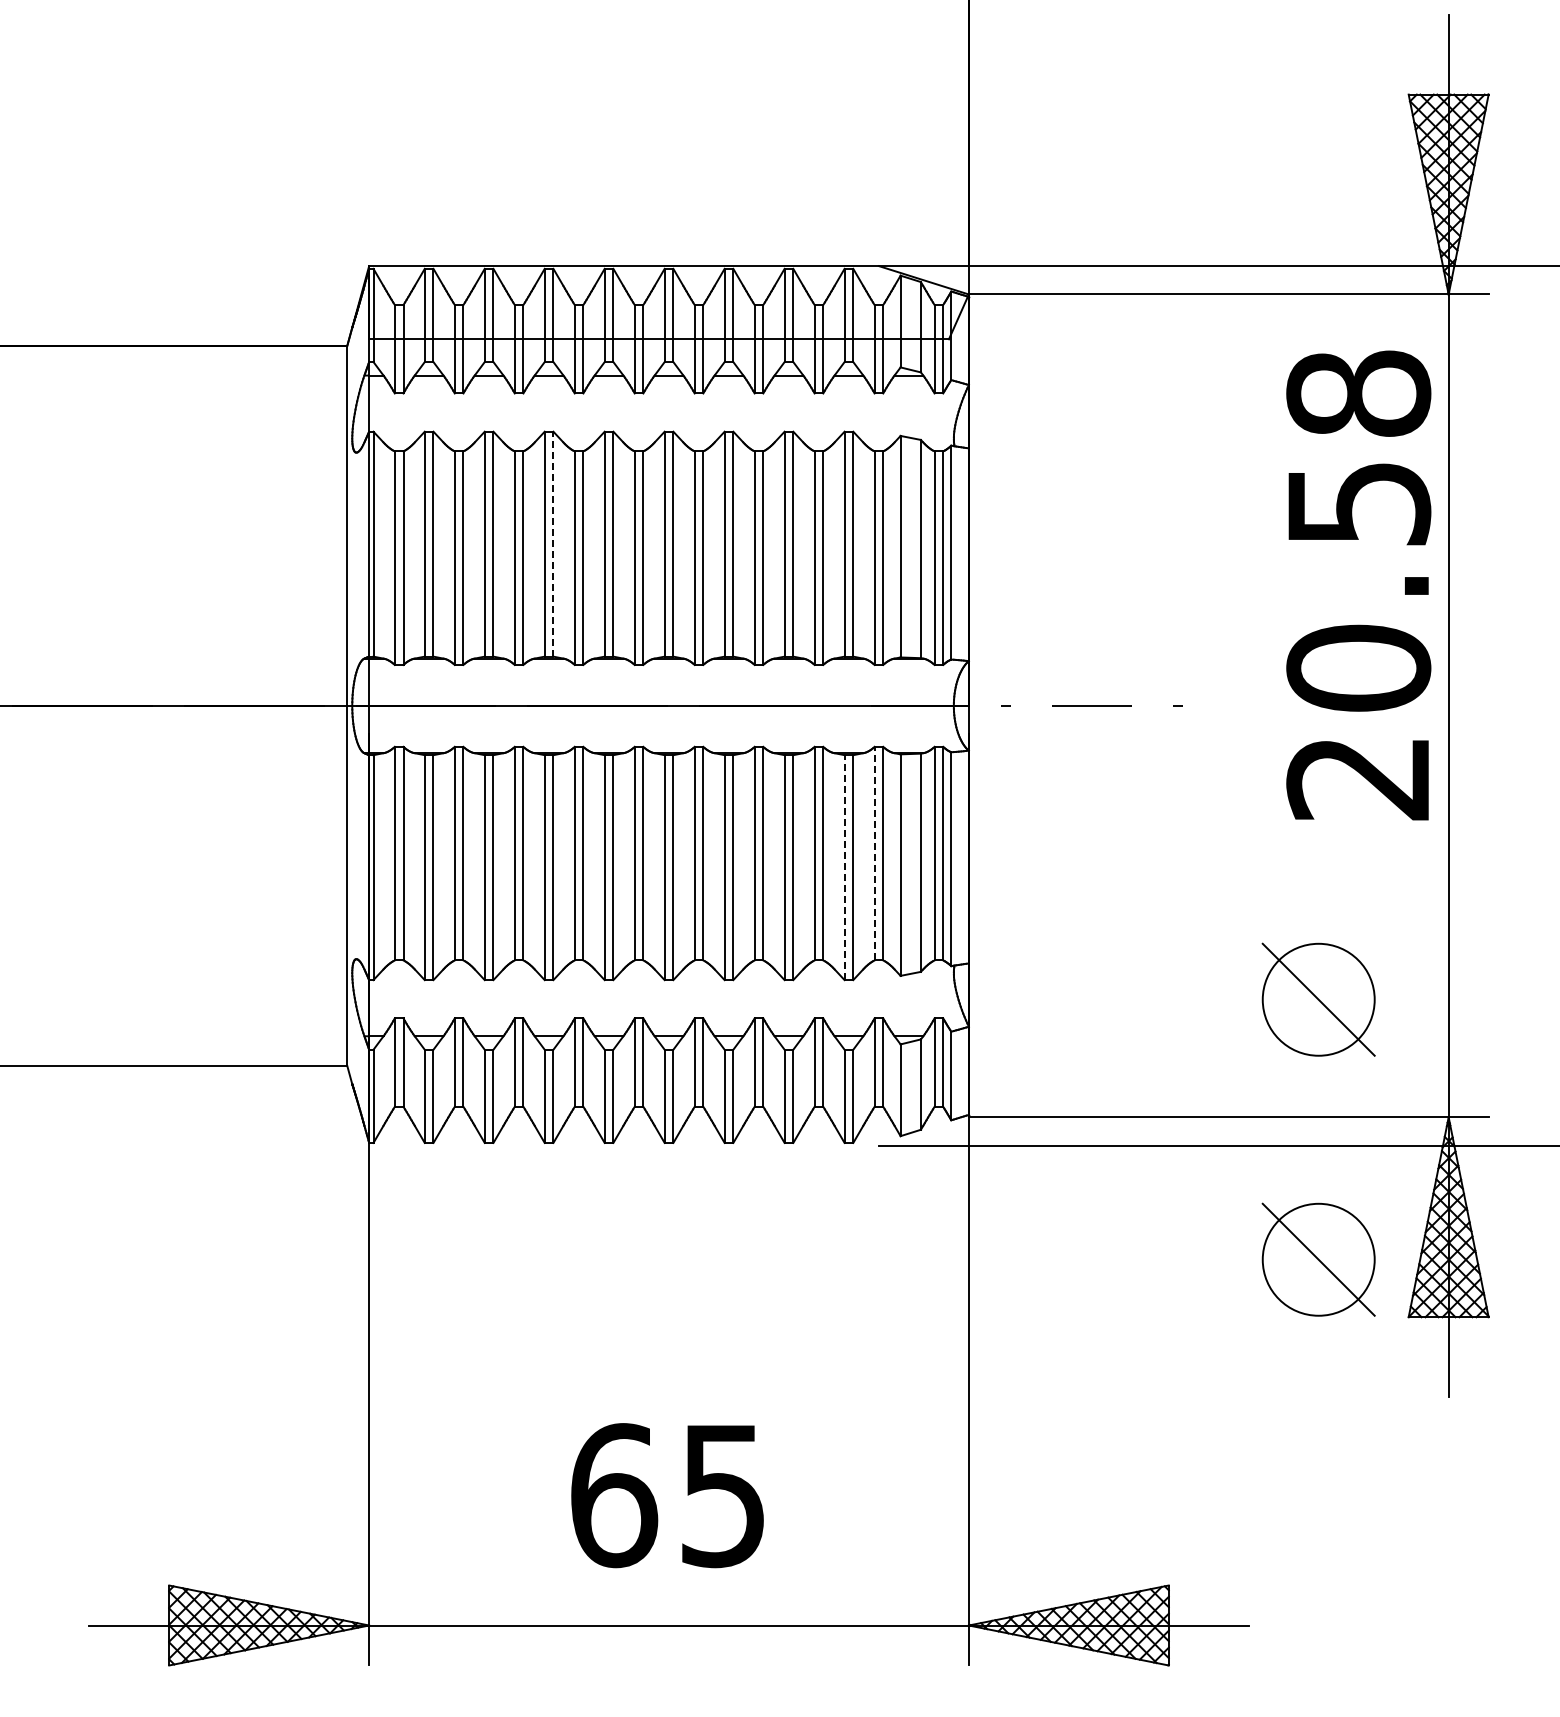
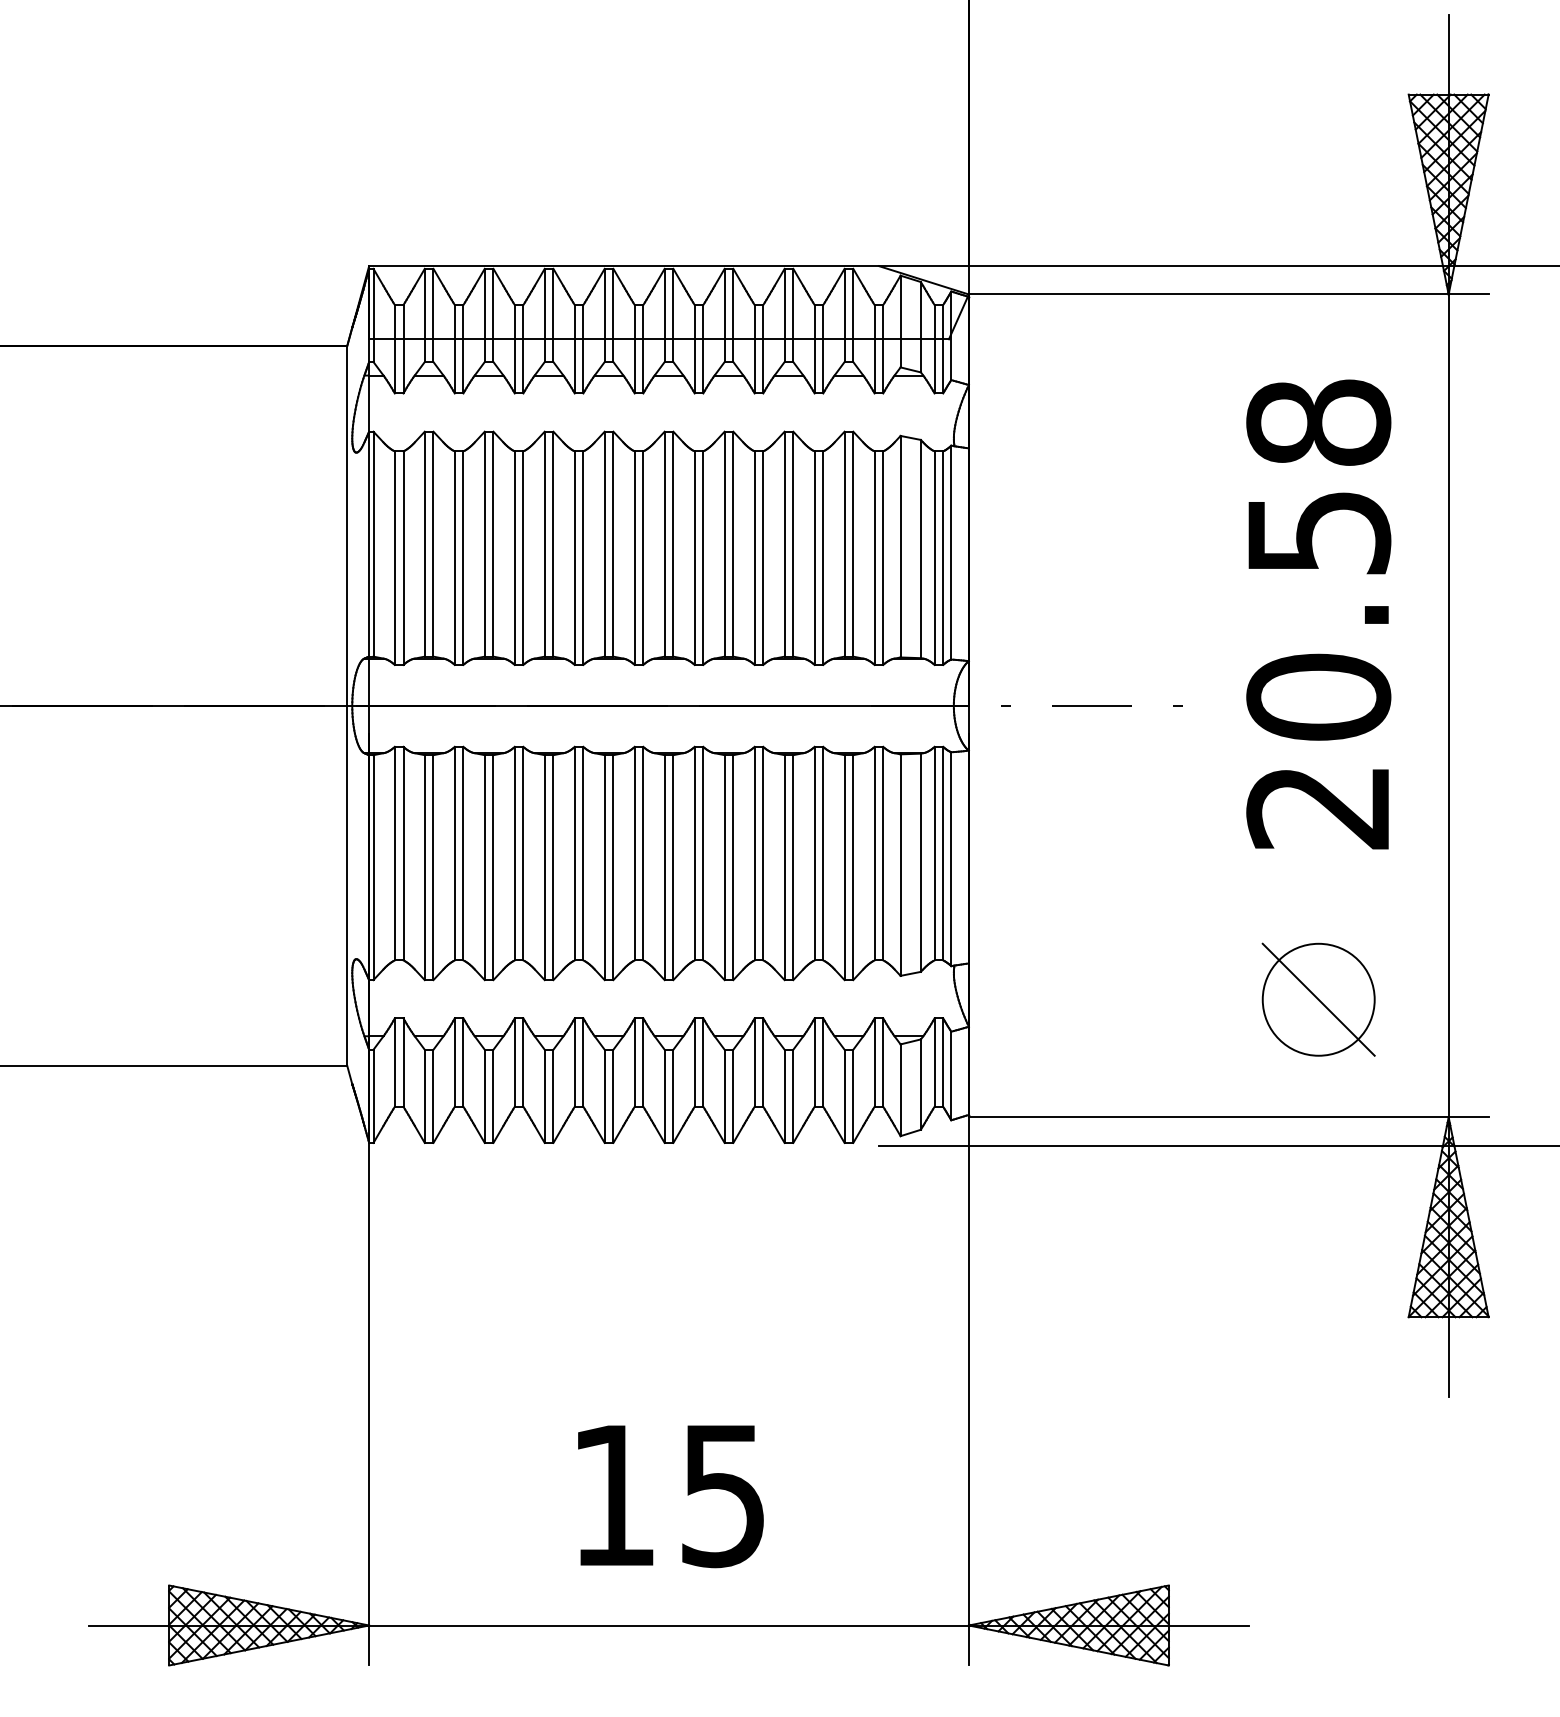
line: dashed -> solid (553, 543)
text position: (1358, 585) -> (1318, 614) (1318, 614)
line: dashed -> solid (874, 853)
line: dashed -> solid (844, 867)
part: present -> none (1318, 1259)
text: 65 -> 15 (614, 1495)
